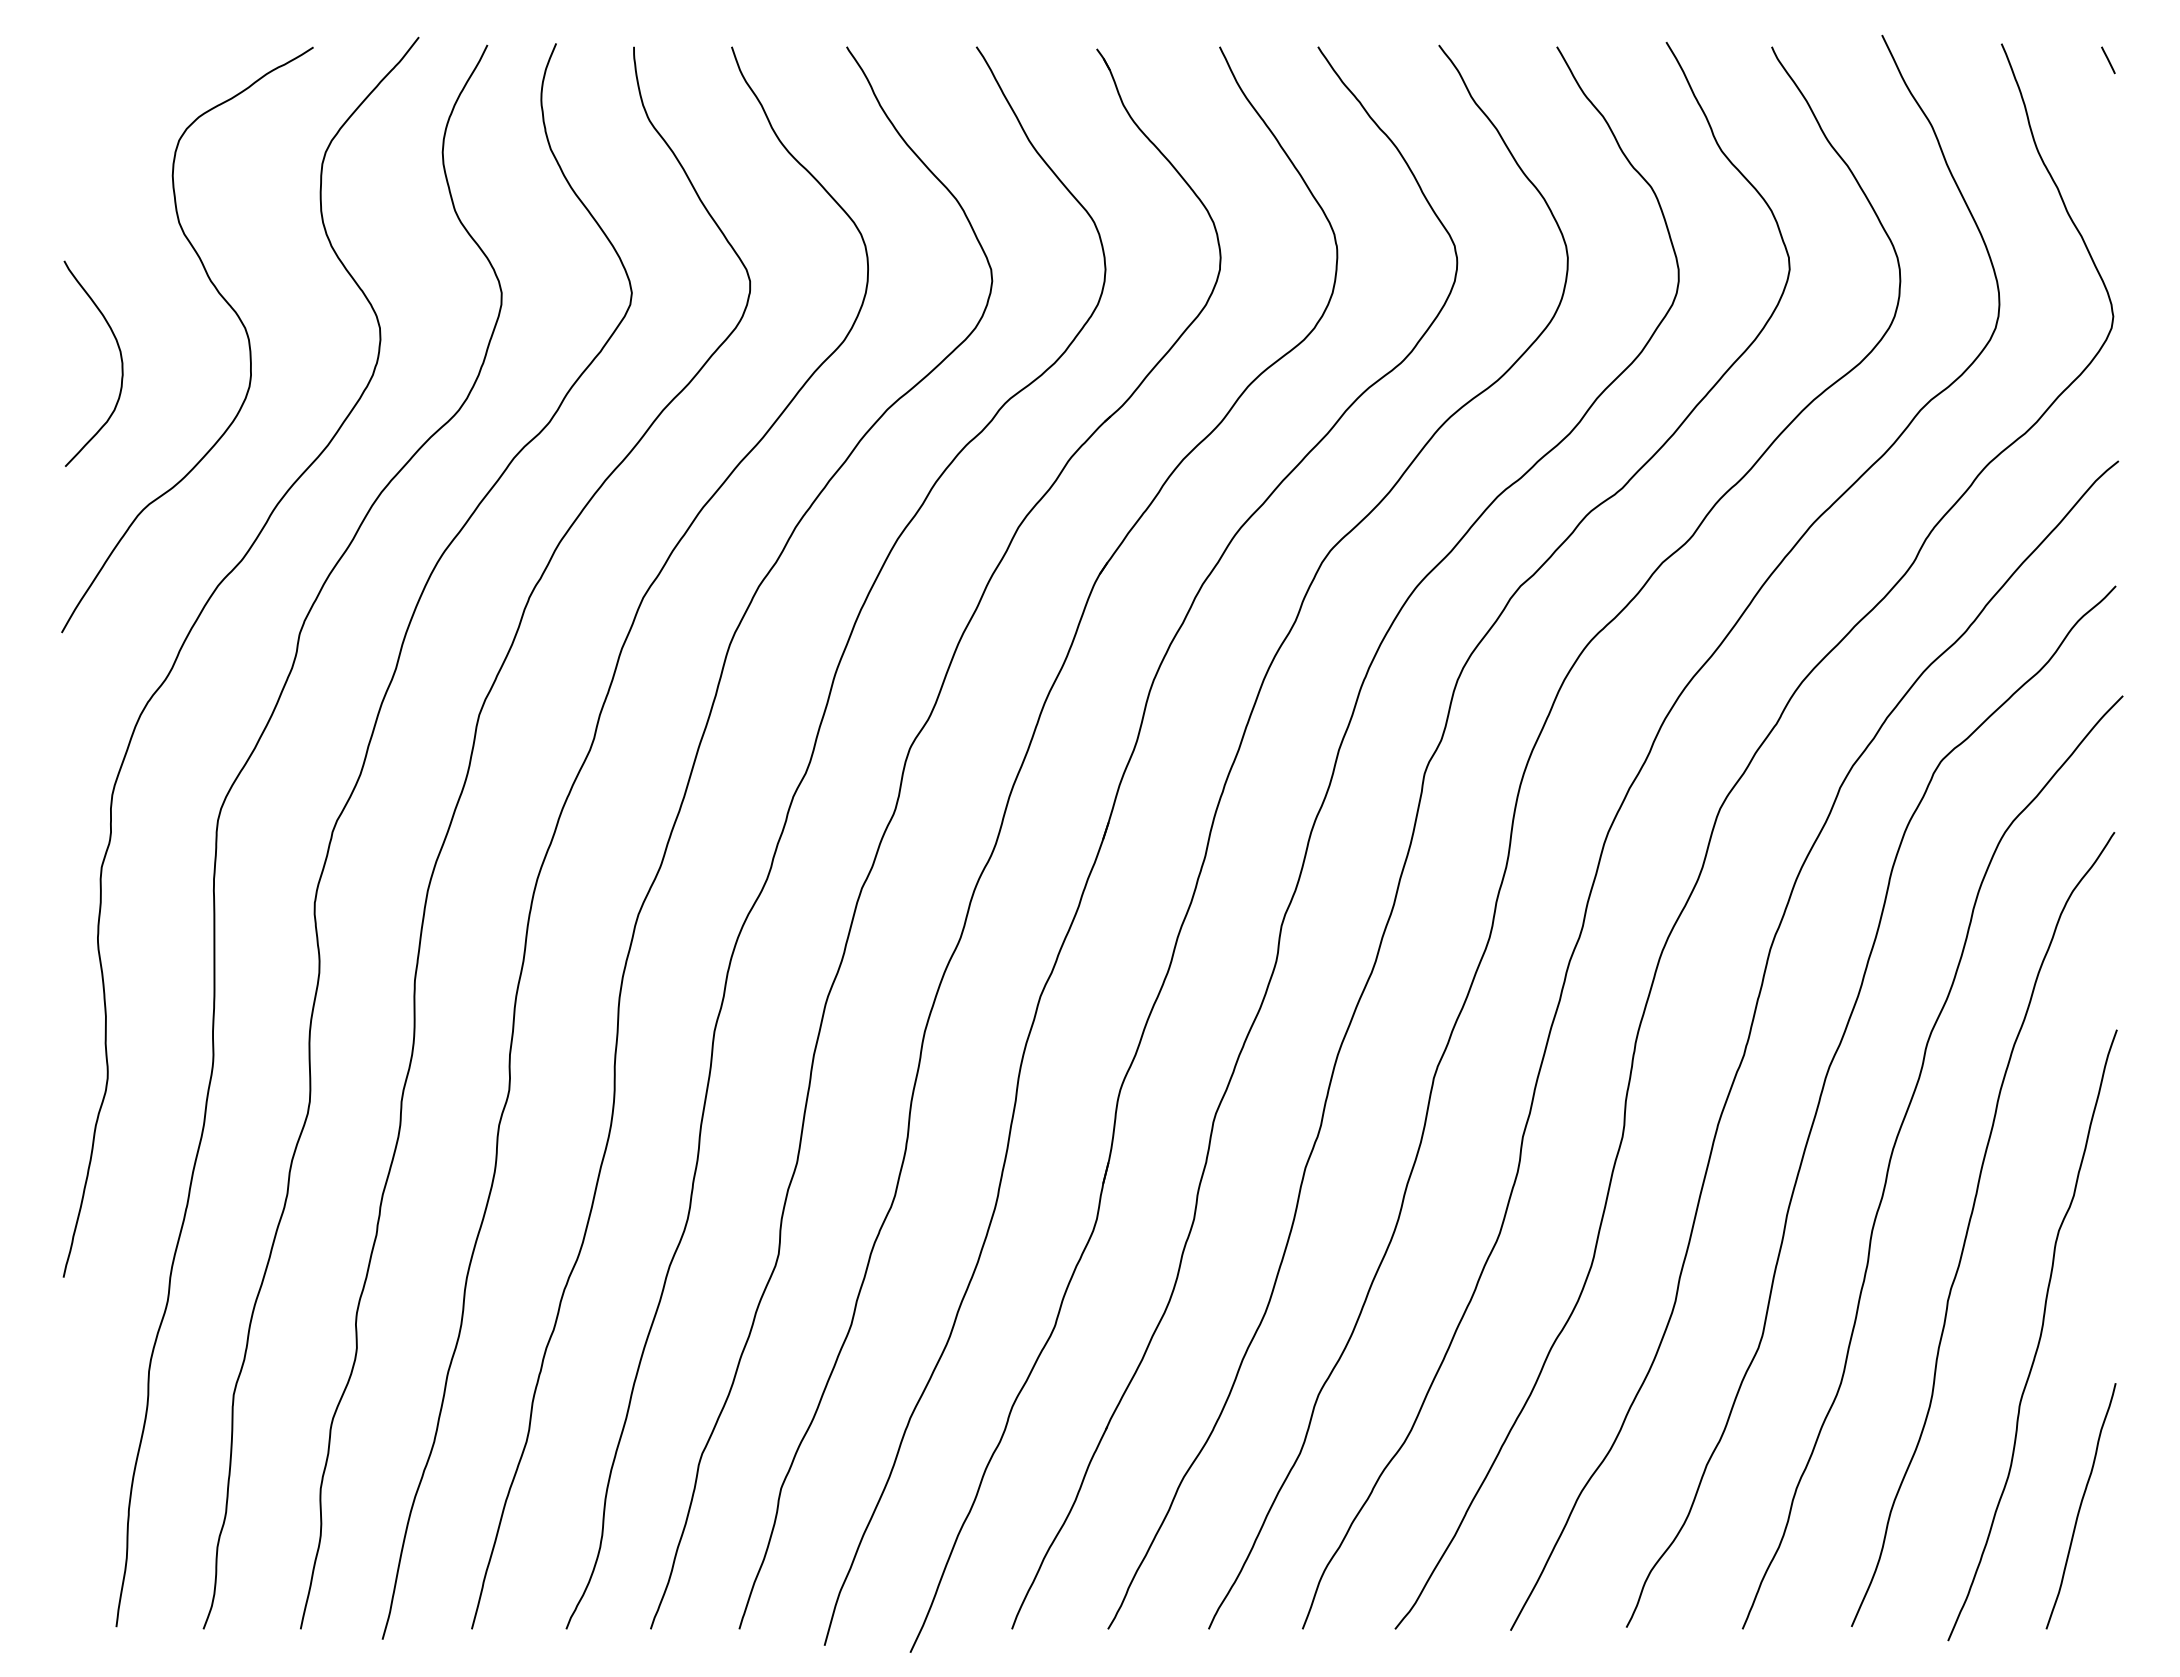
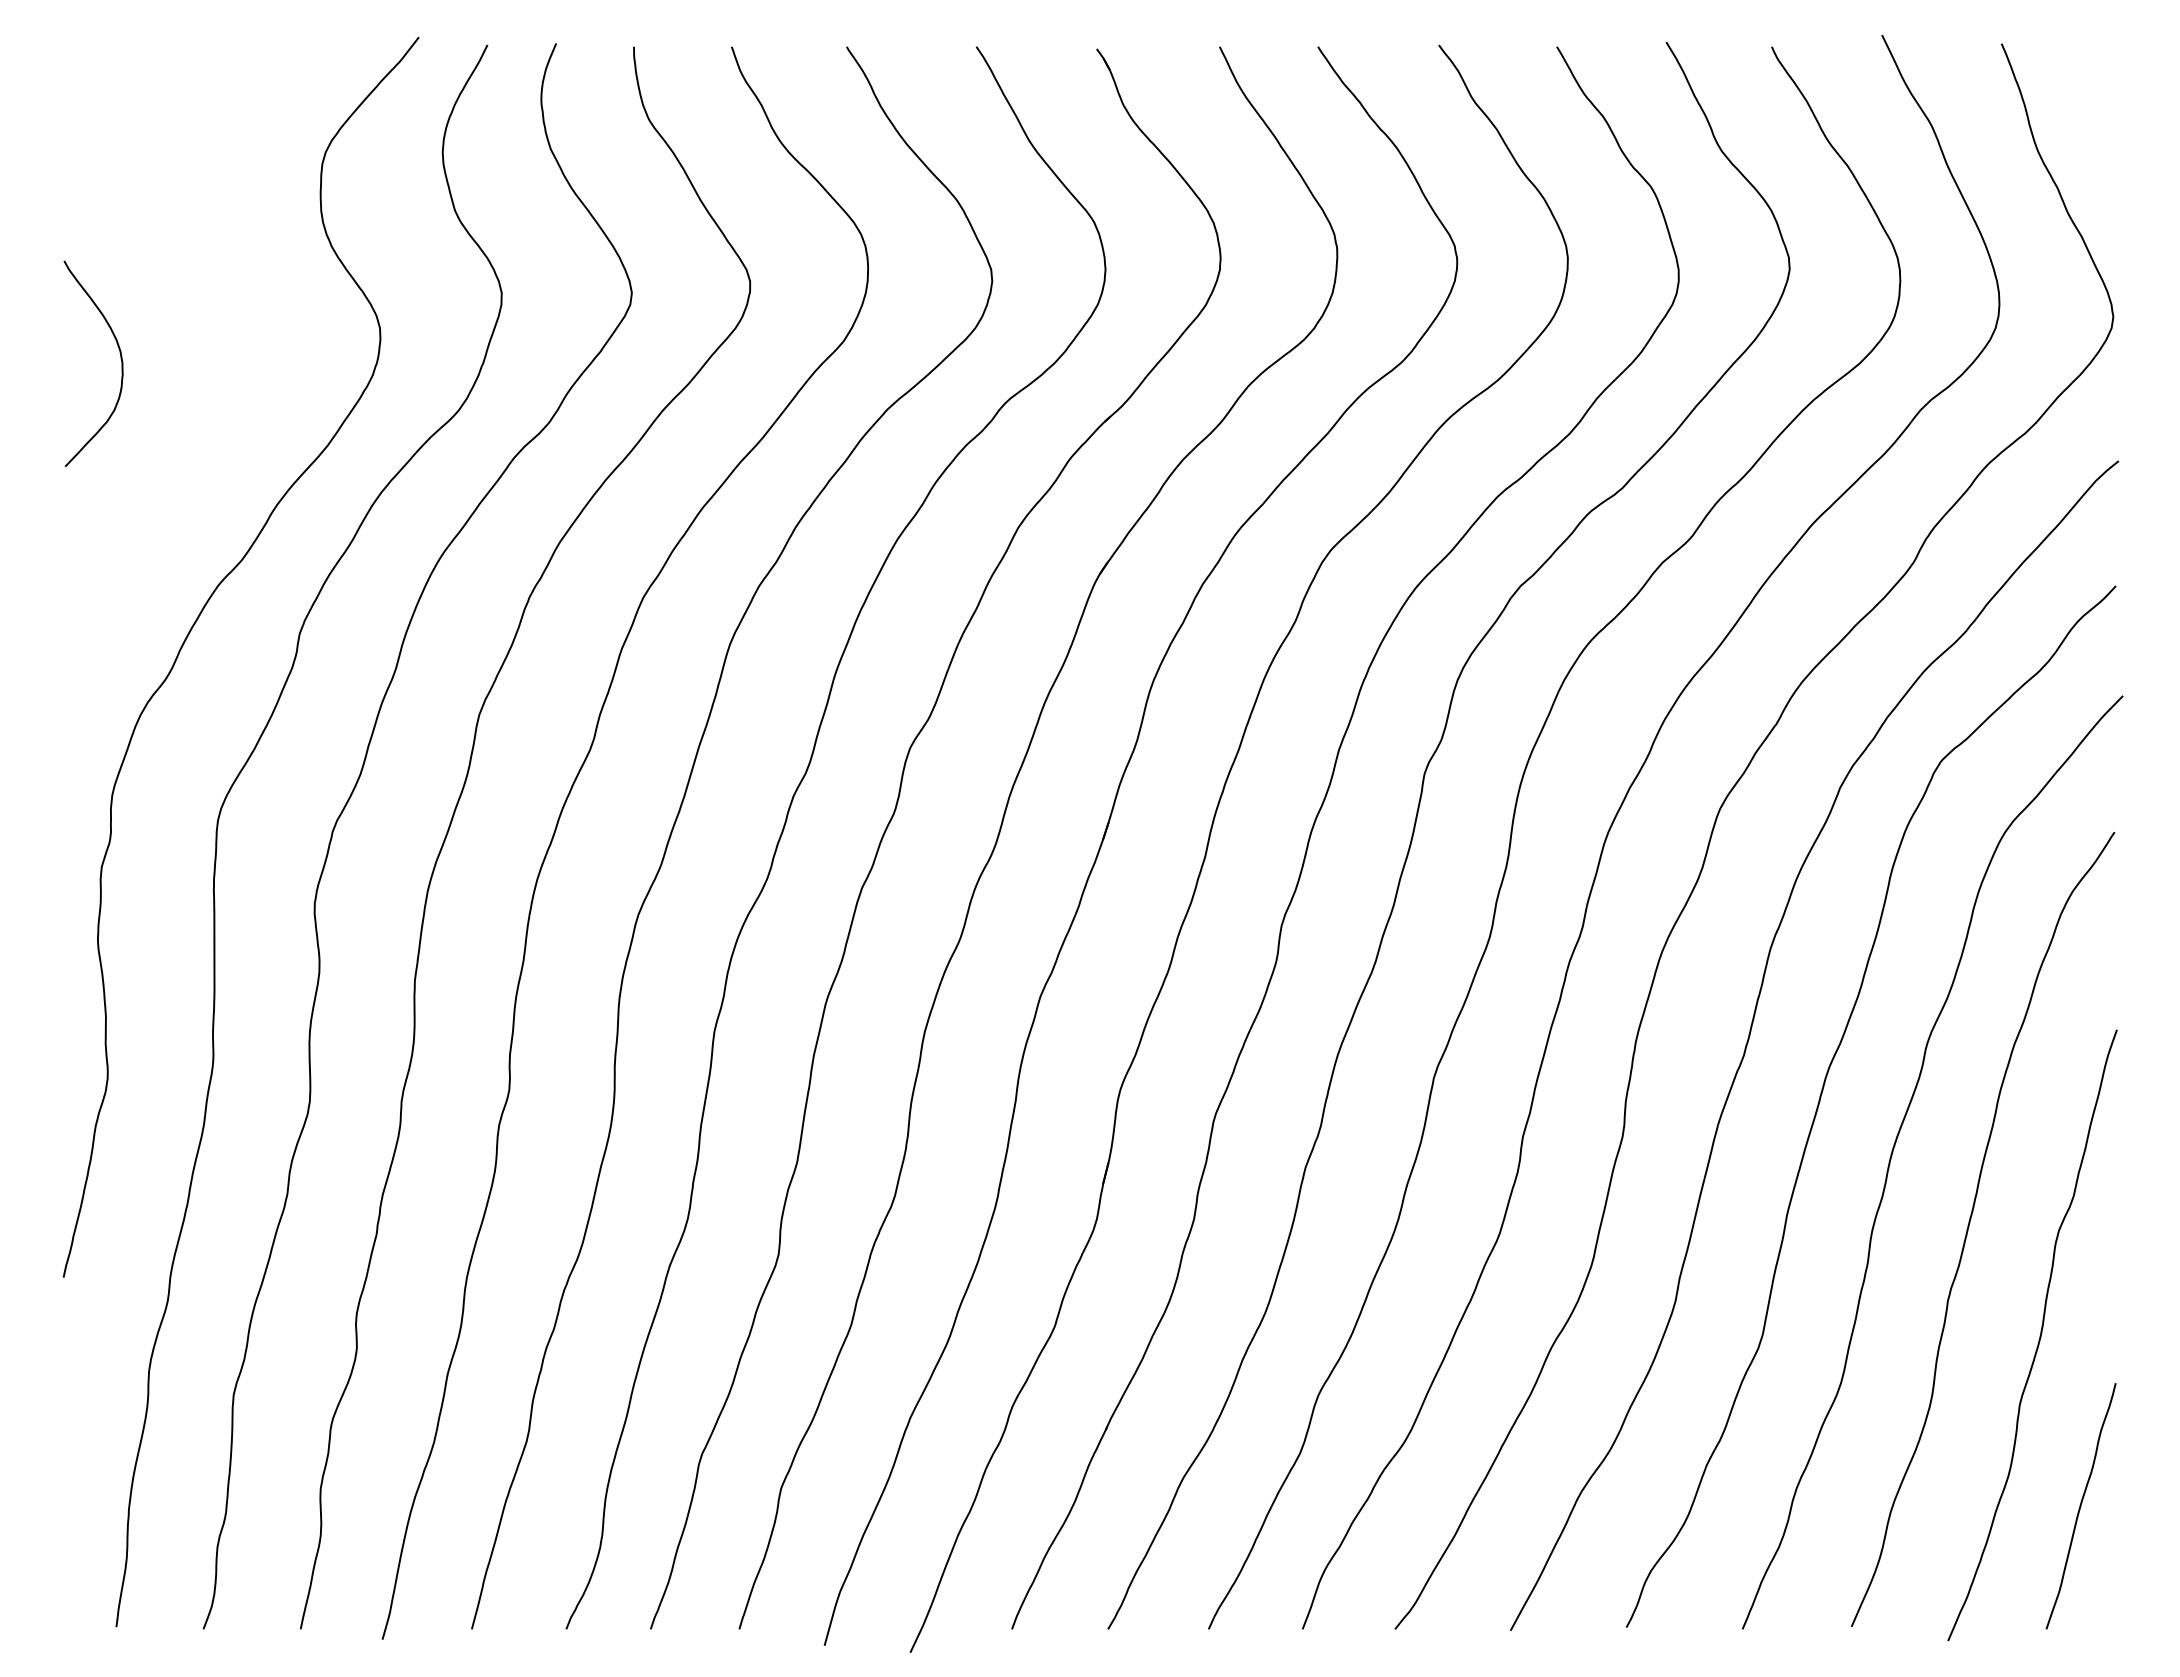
line: present -> none (2108, 60)
curve: present -> none (226, 303)
